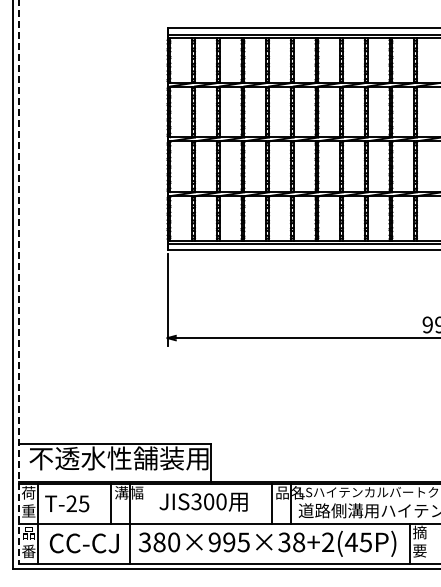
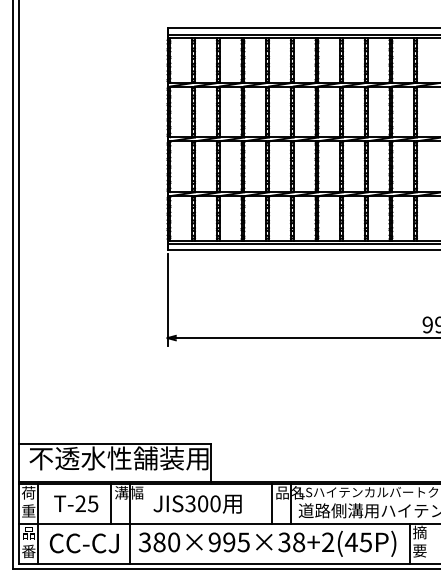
line: dashed -> solid (18, 282)
text position: (203, 501) -> (197, 503) (197, 503)
text position: (67, 503) -> (76, 503) (76, 503)
